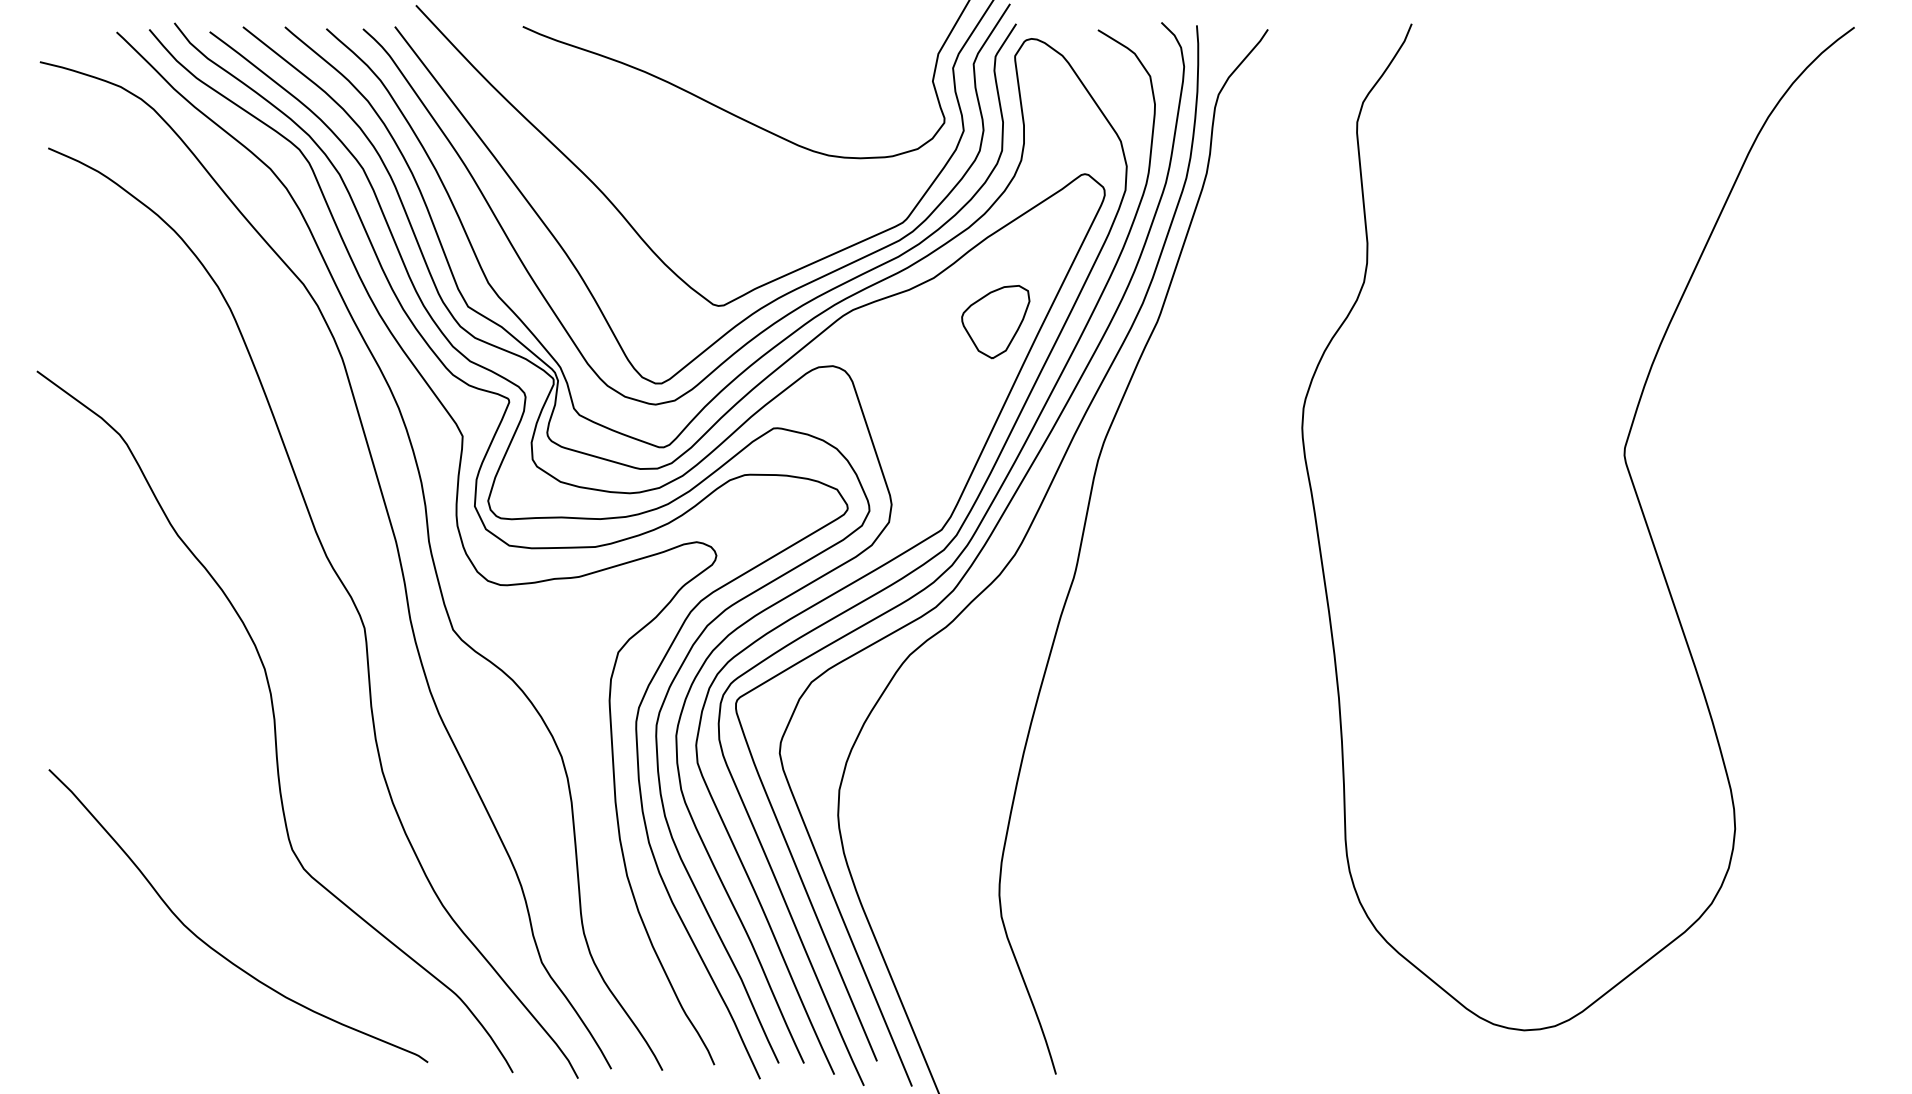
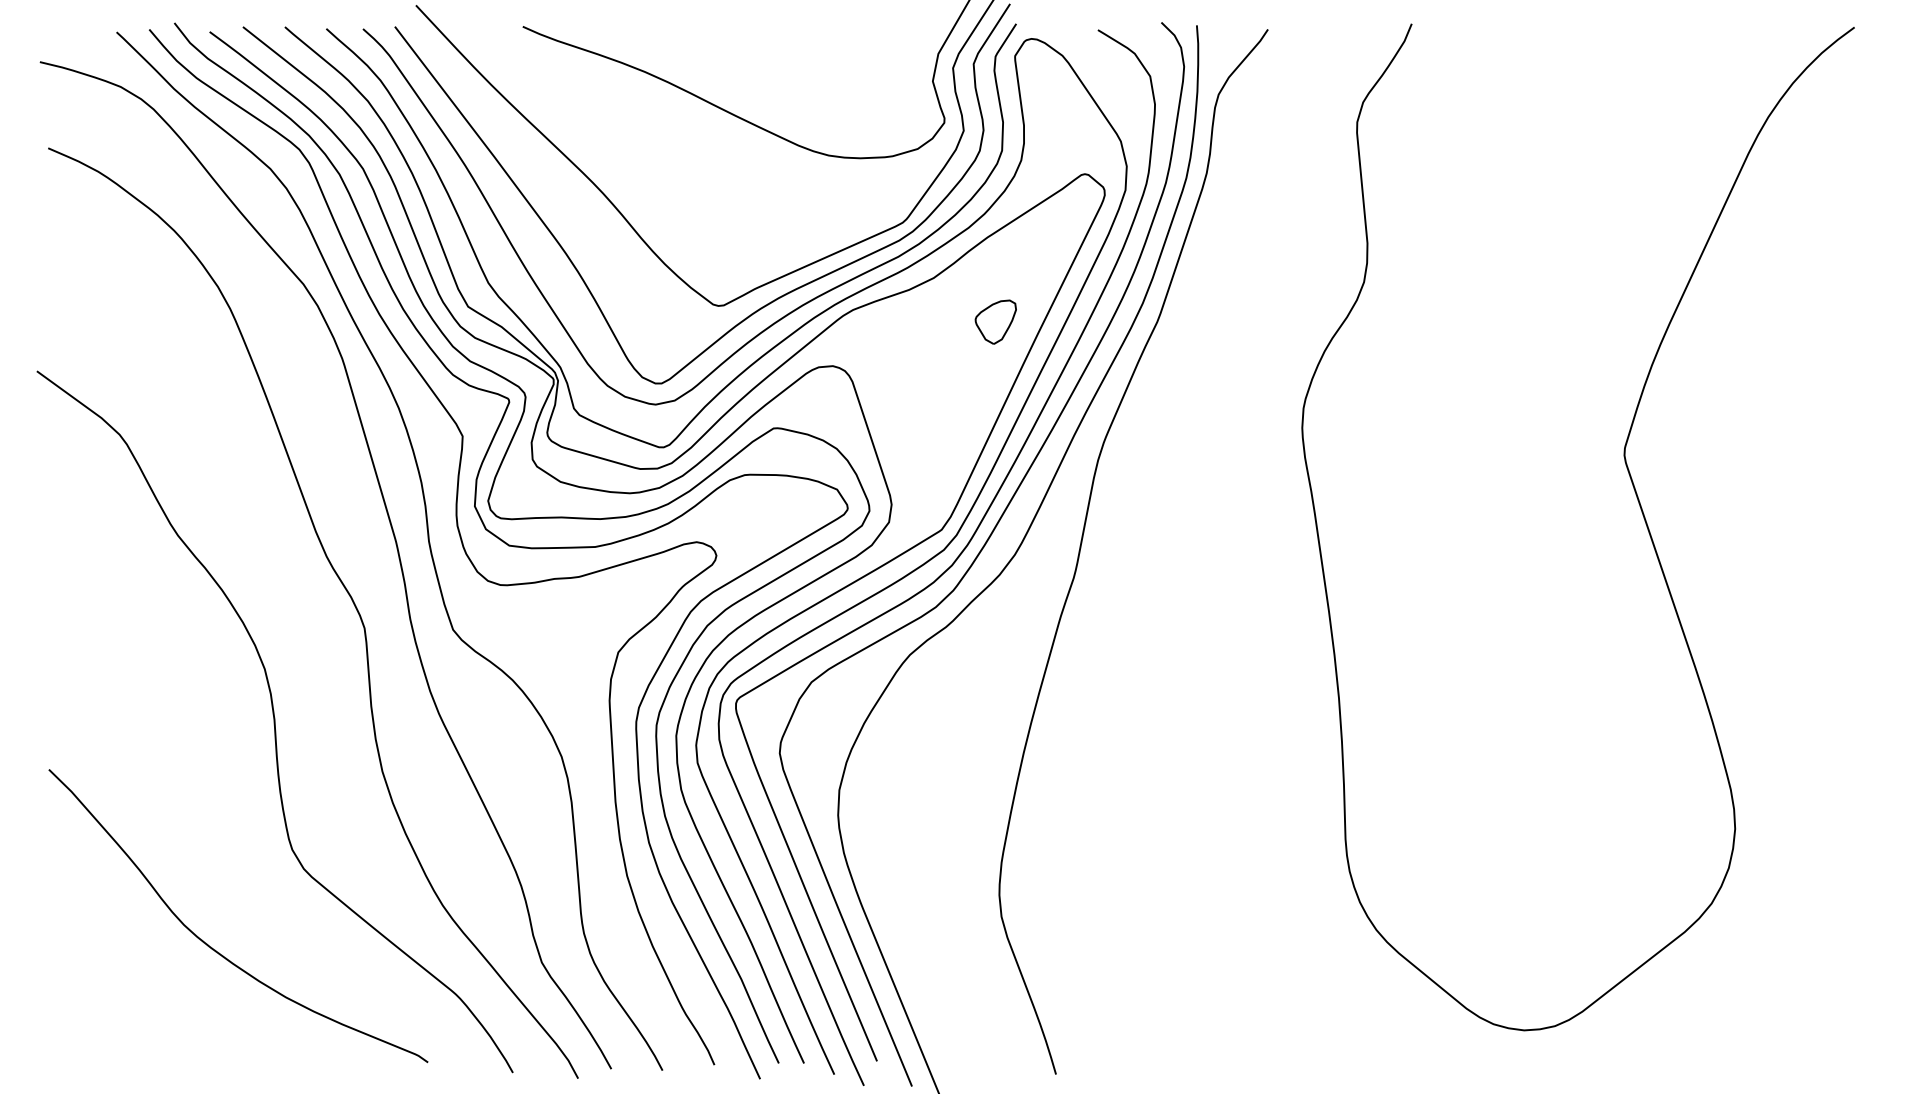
part size: 70x75 px -> 43x46 px (995, 321)
